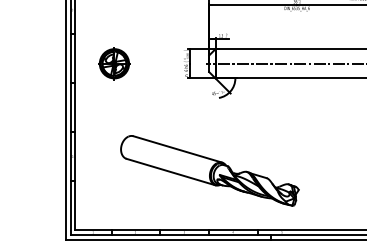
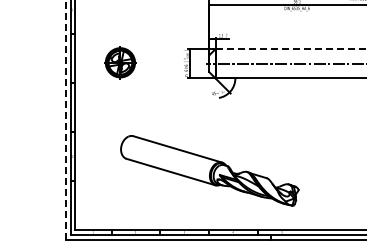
line: solid -> dashed (291, 49)
part position: (114, 63) -> (120, 62) (120, 62)
line: solid -> dashed (65, 119)
